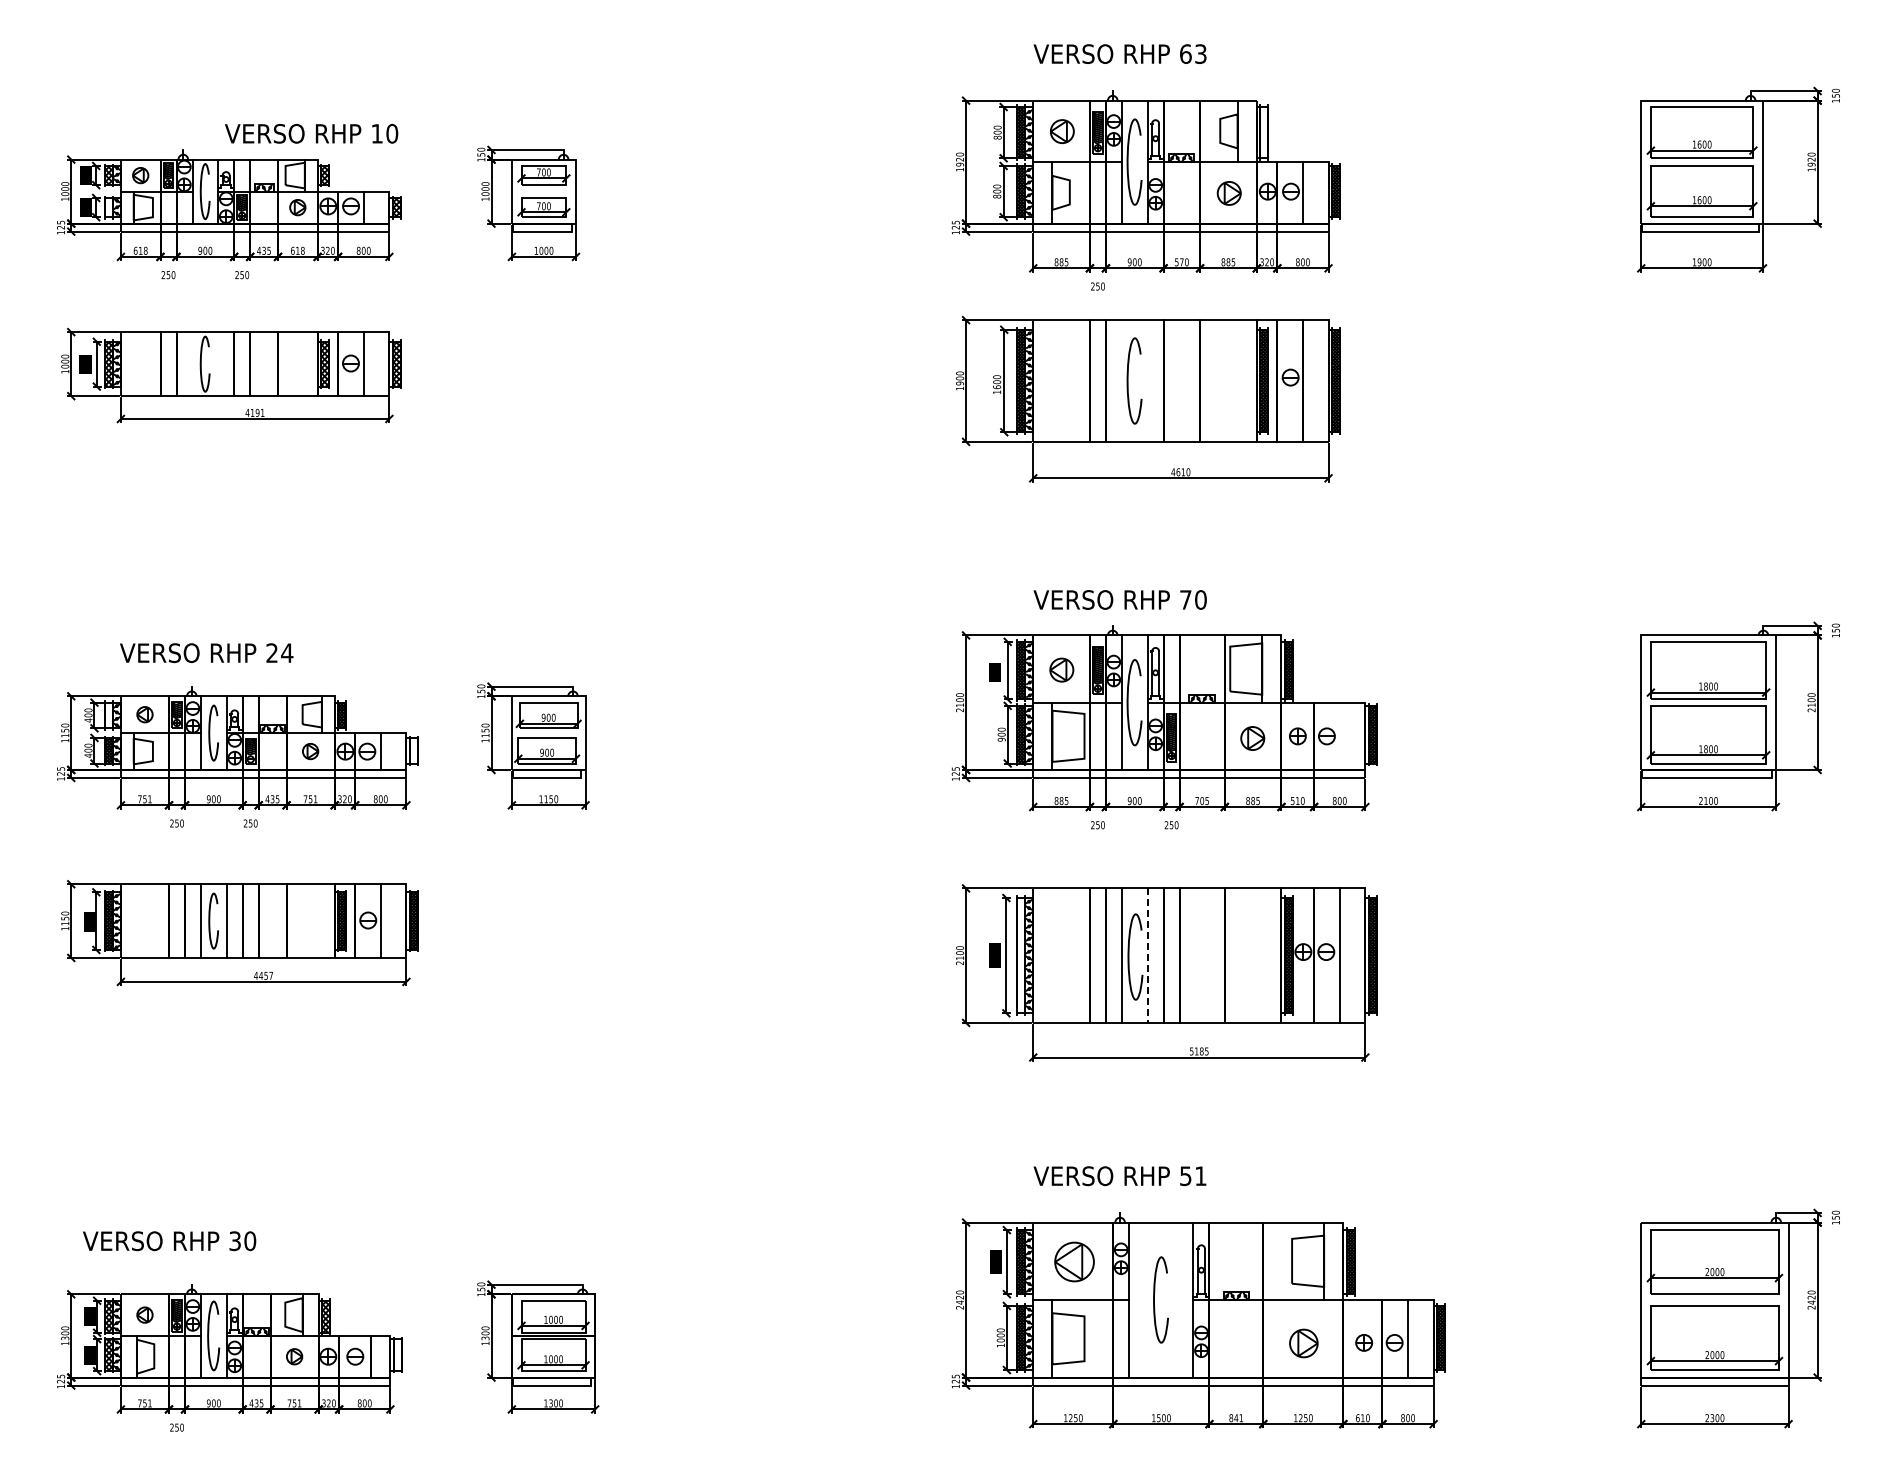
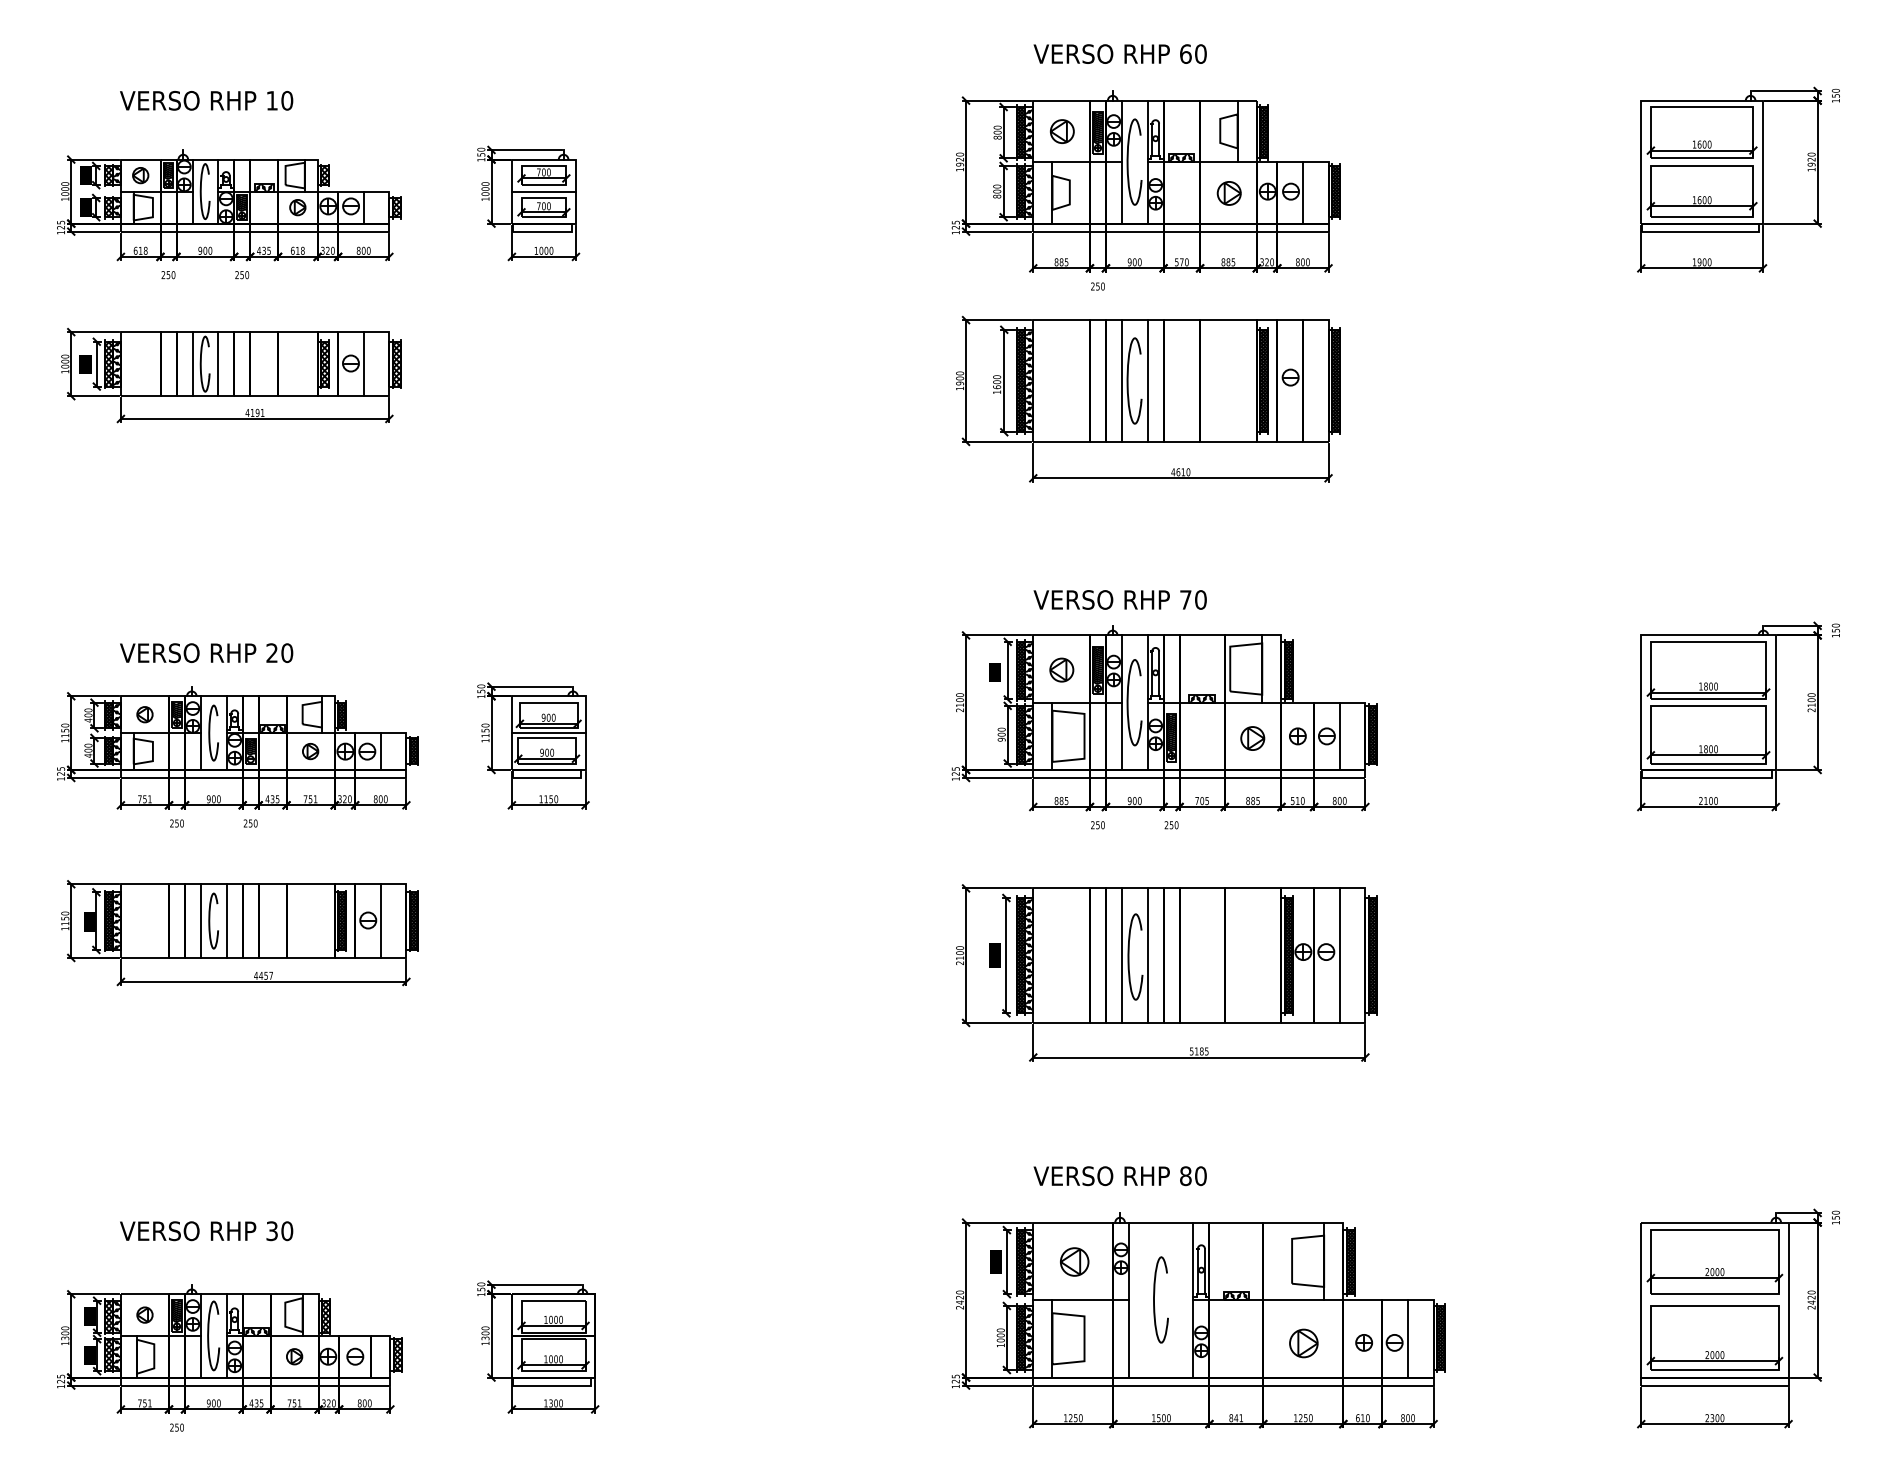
text: 63 -> 60 (1200, 53)
hatch: none -> present (1264, 132)
text position: (311, 133) -> (206, 100) (206, 100)
line: none -> present (543, 191)
hatch: none -> present (108, 207)
line: none -> present (192, 364)
line: none -> present (218, 364)
line: none -> present (1121, 380)
line: none -> present (1147, 380)
text: 24 -> 20 (287, 653)
hatch: none -> present (108, 715)
line: none -> present (548, 733)
line: none -> present (1339, 735)
hatch: none -> present (413, 750)
hatch: none -> present (1021, 955)
line: dashed -> solid (1147, 956)
text: 51 -> 80 (1193, 1176)
text position: (169, 1241) -> (206, 1231) (206, 1231)
part size: 41x42 px -> 30x30 px (1074, 1261)
hatch: none -> present (397, 1355)
